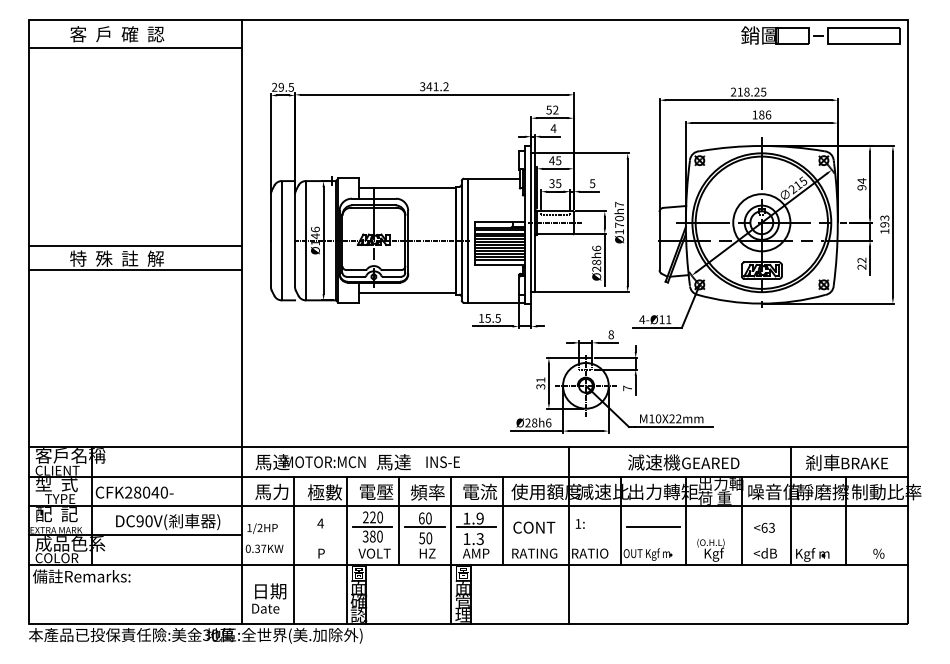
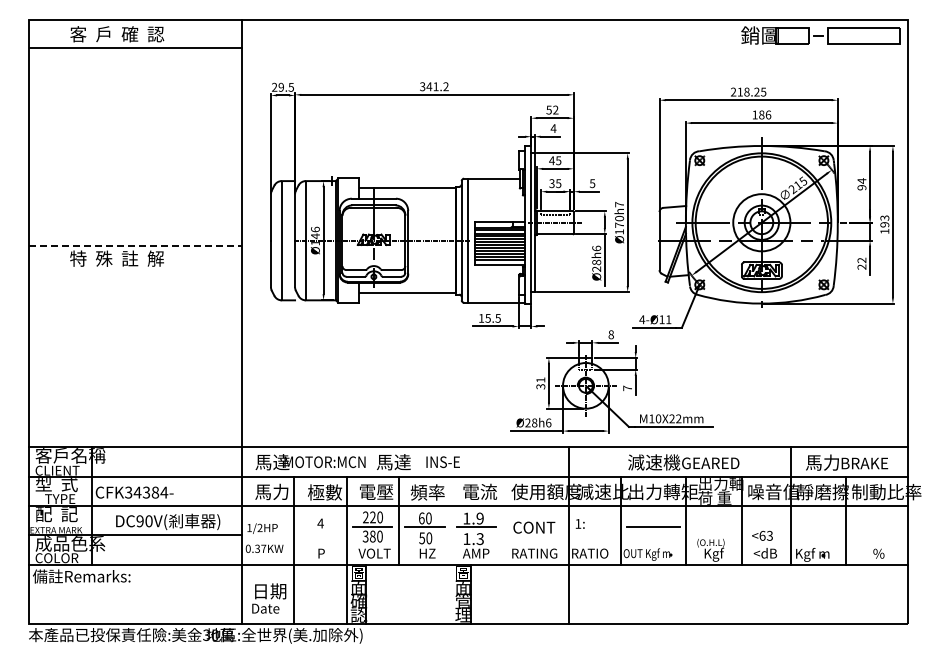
line: solid -> dashed (135, 245)
line: present -> none (134, 270)
text: 剎車 -> 馬力 (822, 462)
text: CFK28040- -> CFK34384- (146, 492)
line: present -> none (503, 520)
text position: (764, 527) -> (762, 535) (762, 535)
line: present -> none (451, 549)
